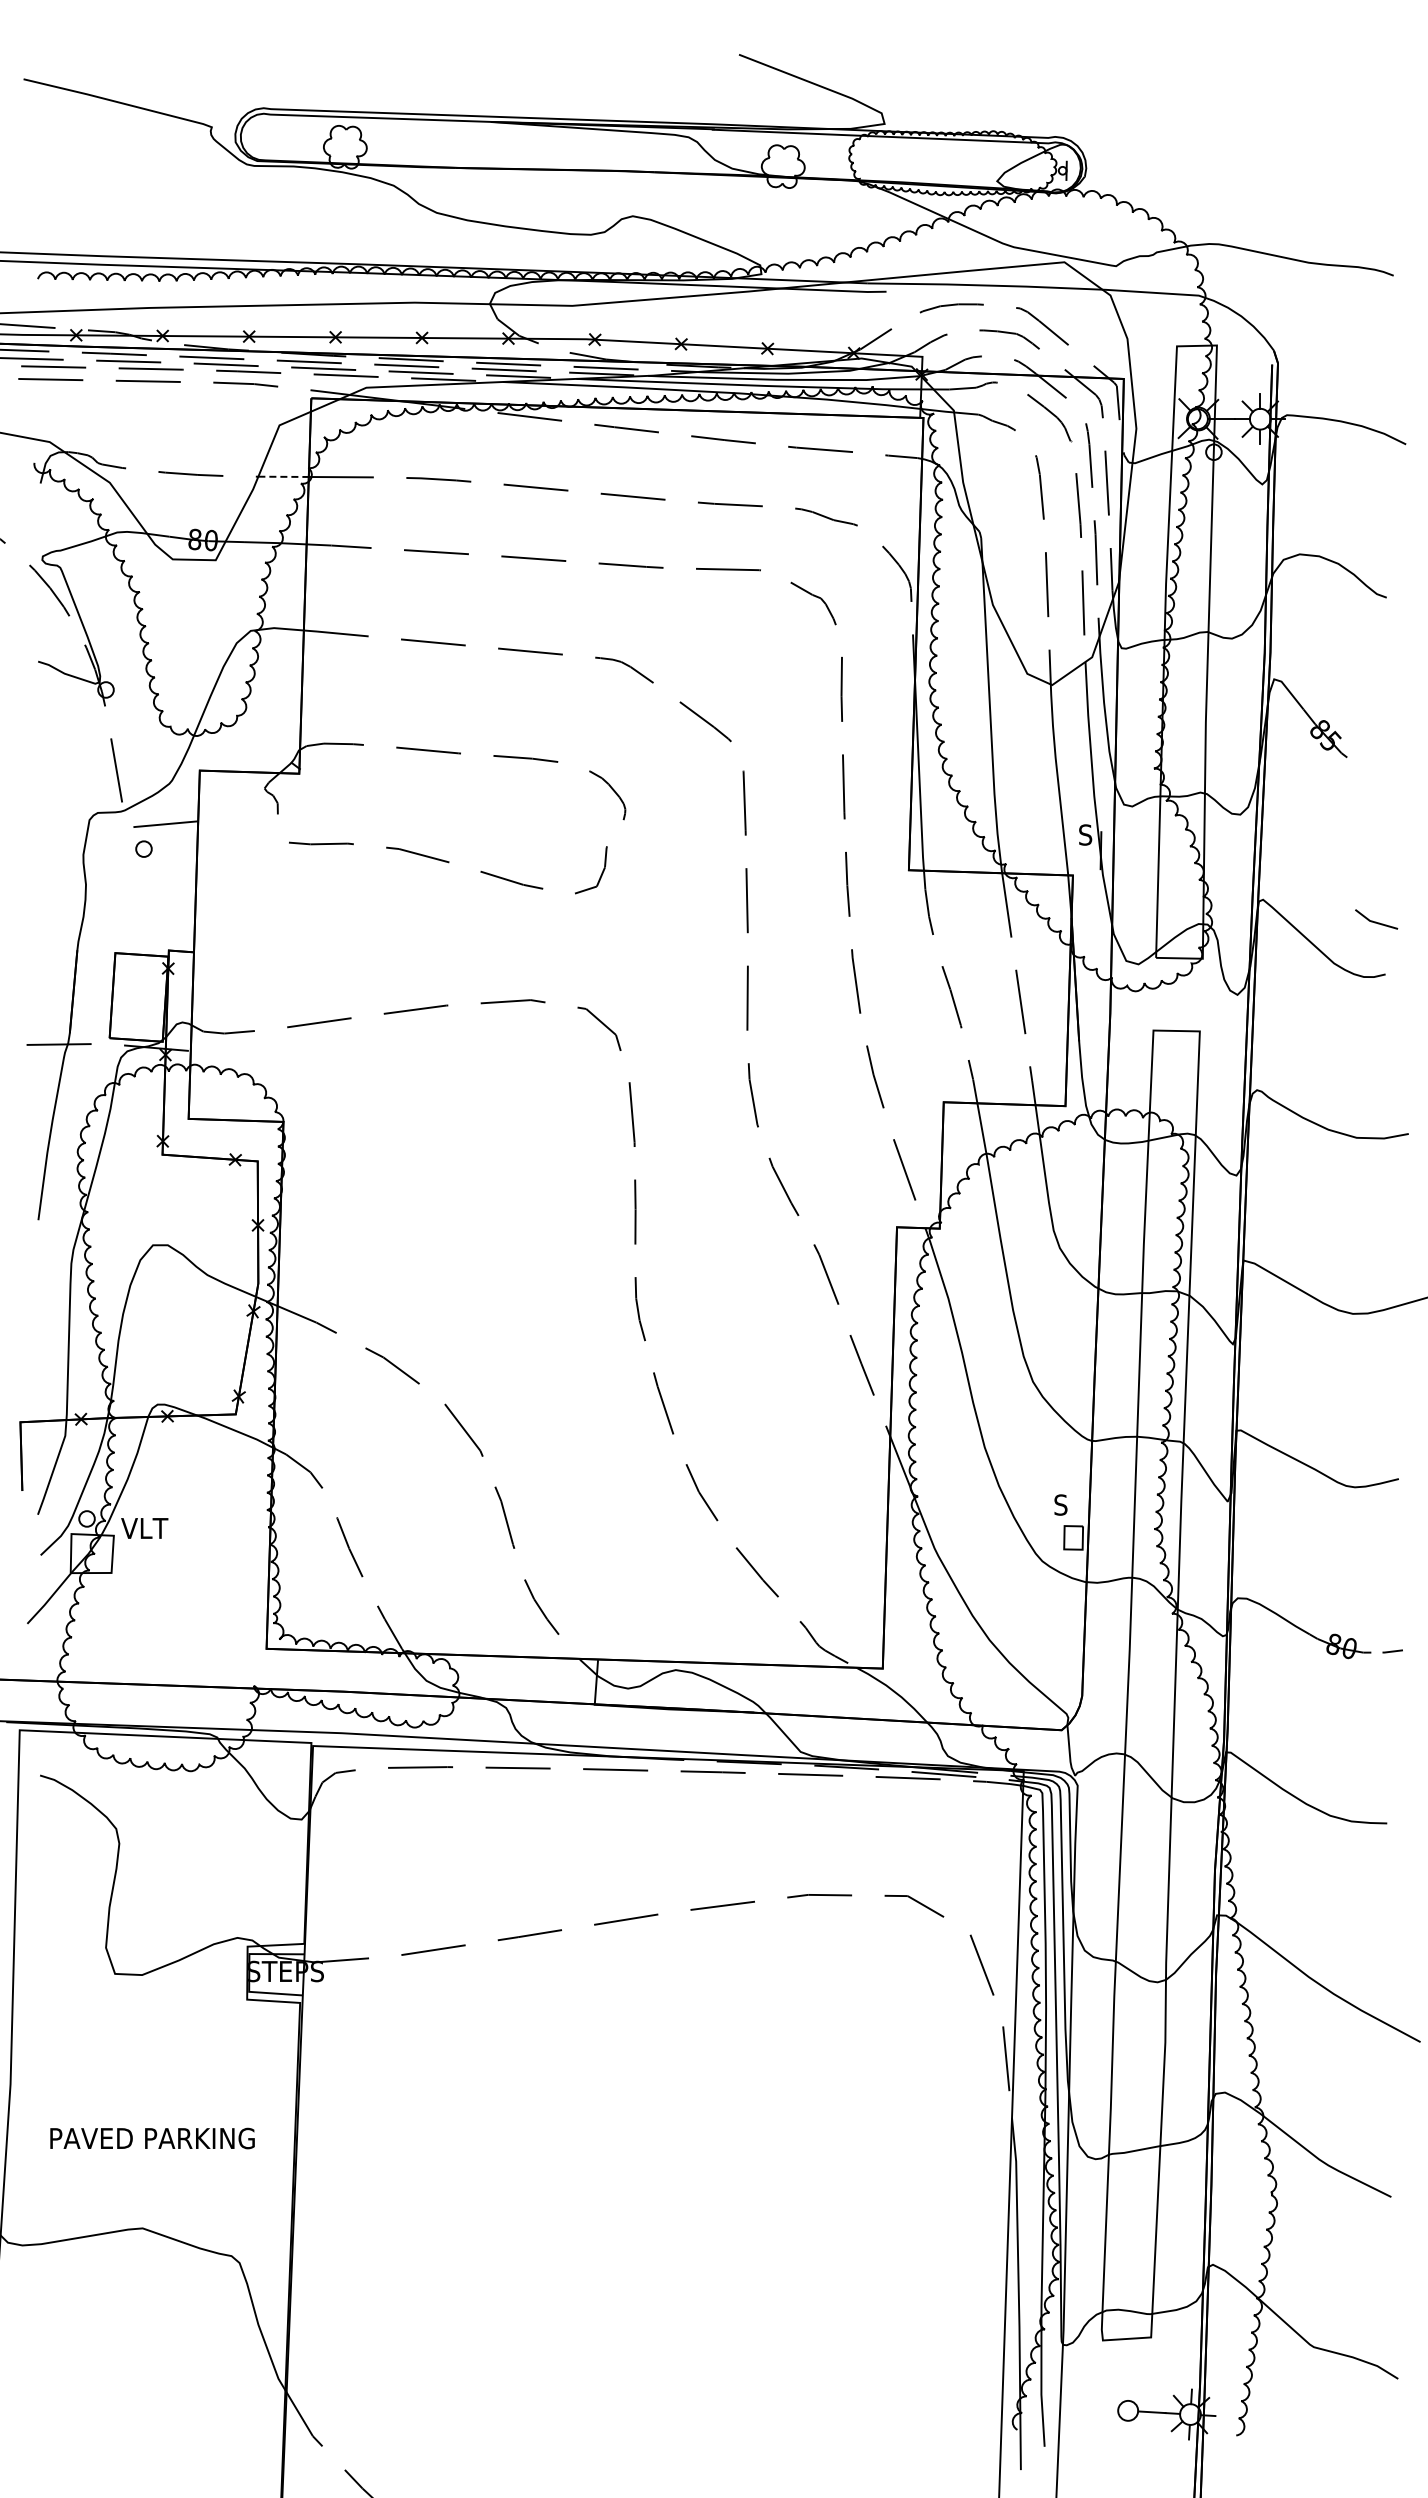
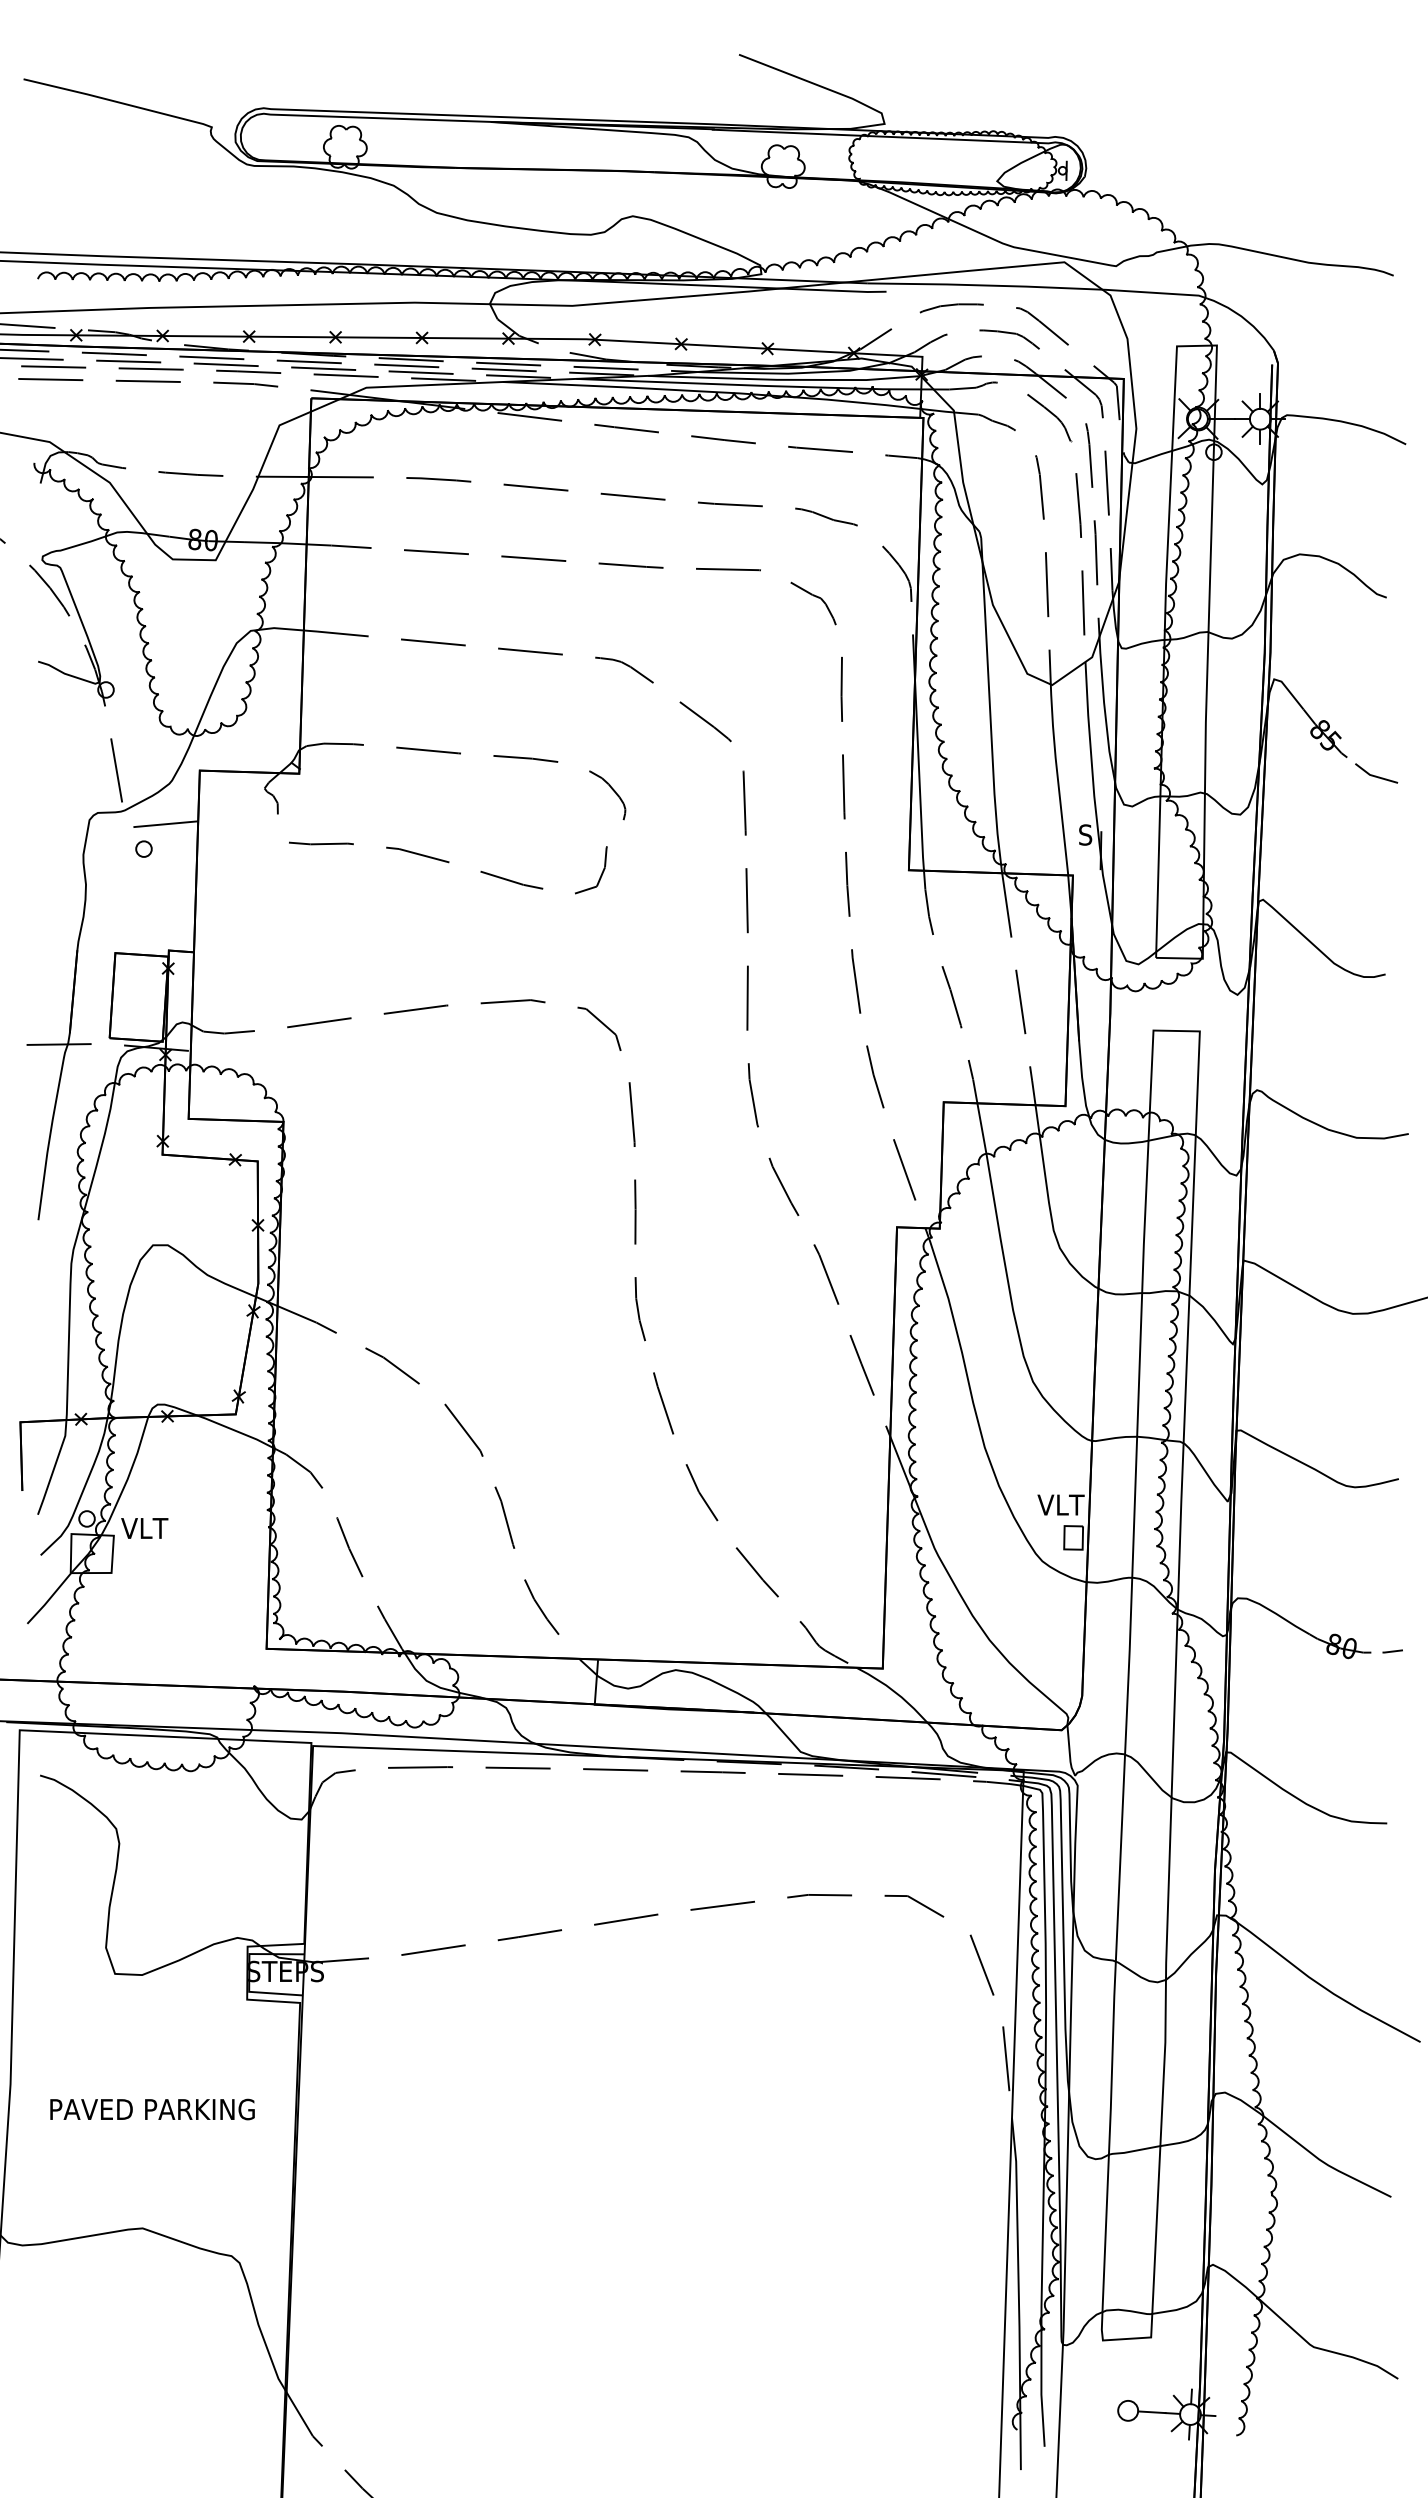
line: dashed -> solid (284, 476)
line position: (1376, 921) -> (1376, 775) (1376, 775)
text: S -> VLT (1060, 1504)
text position: (152, 2138) -> (152, 2109) (152, 2109)
